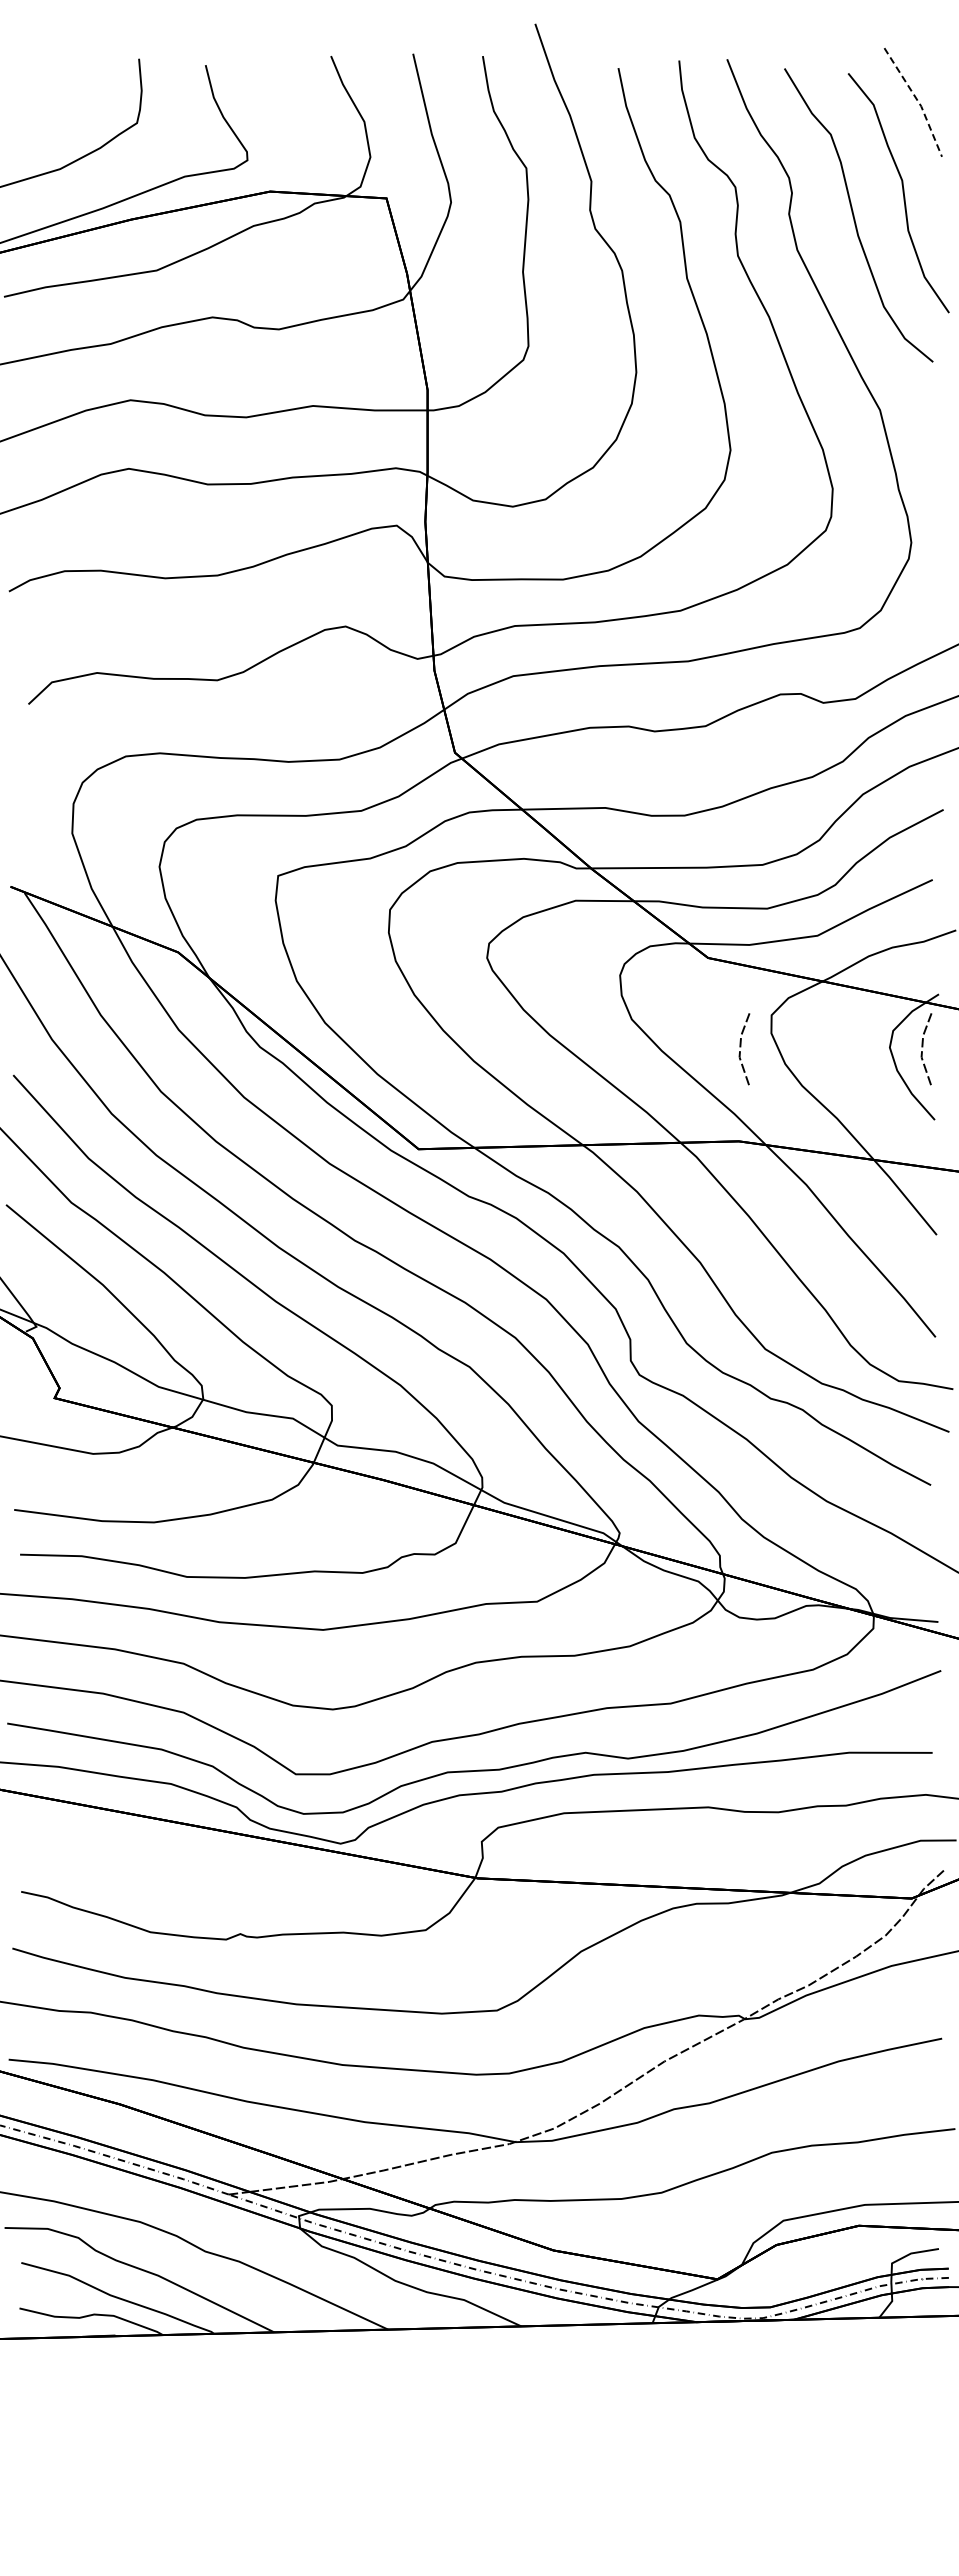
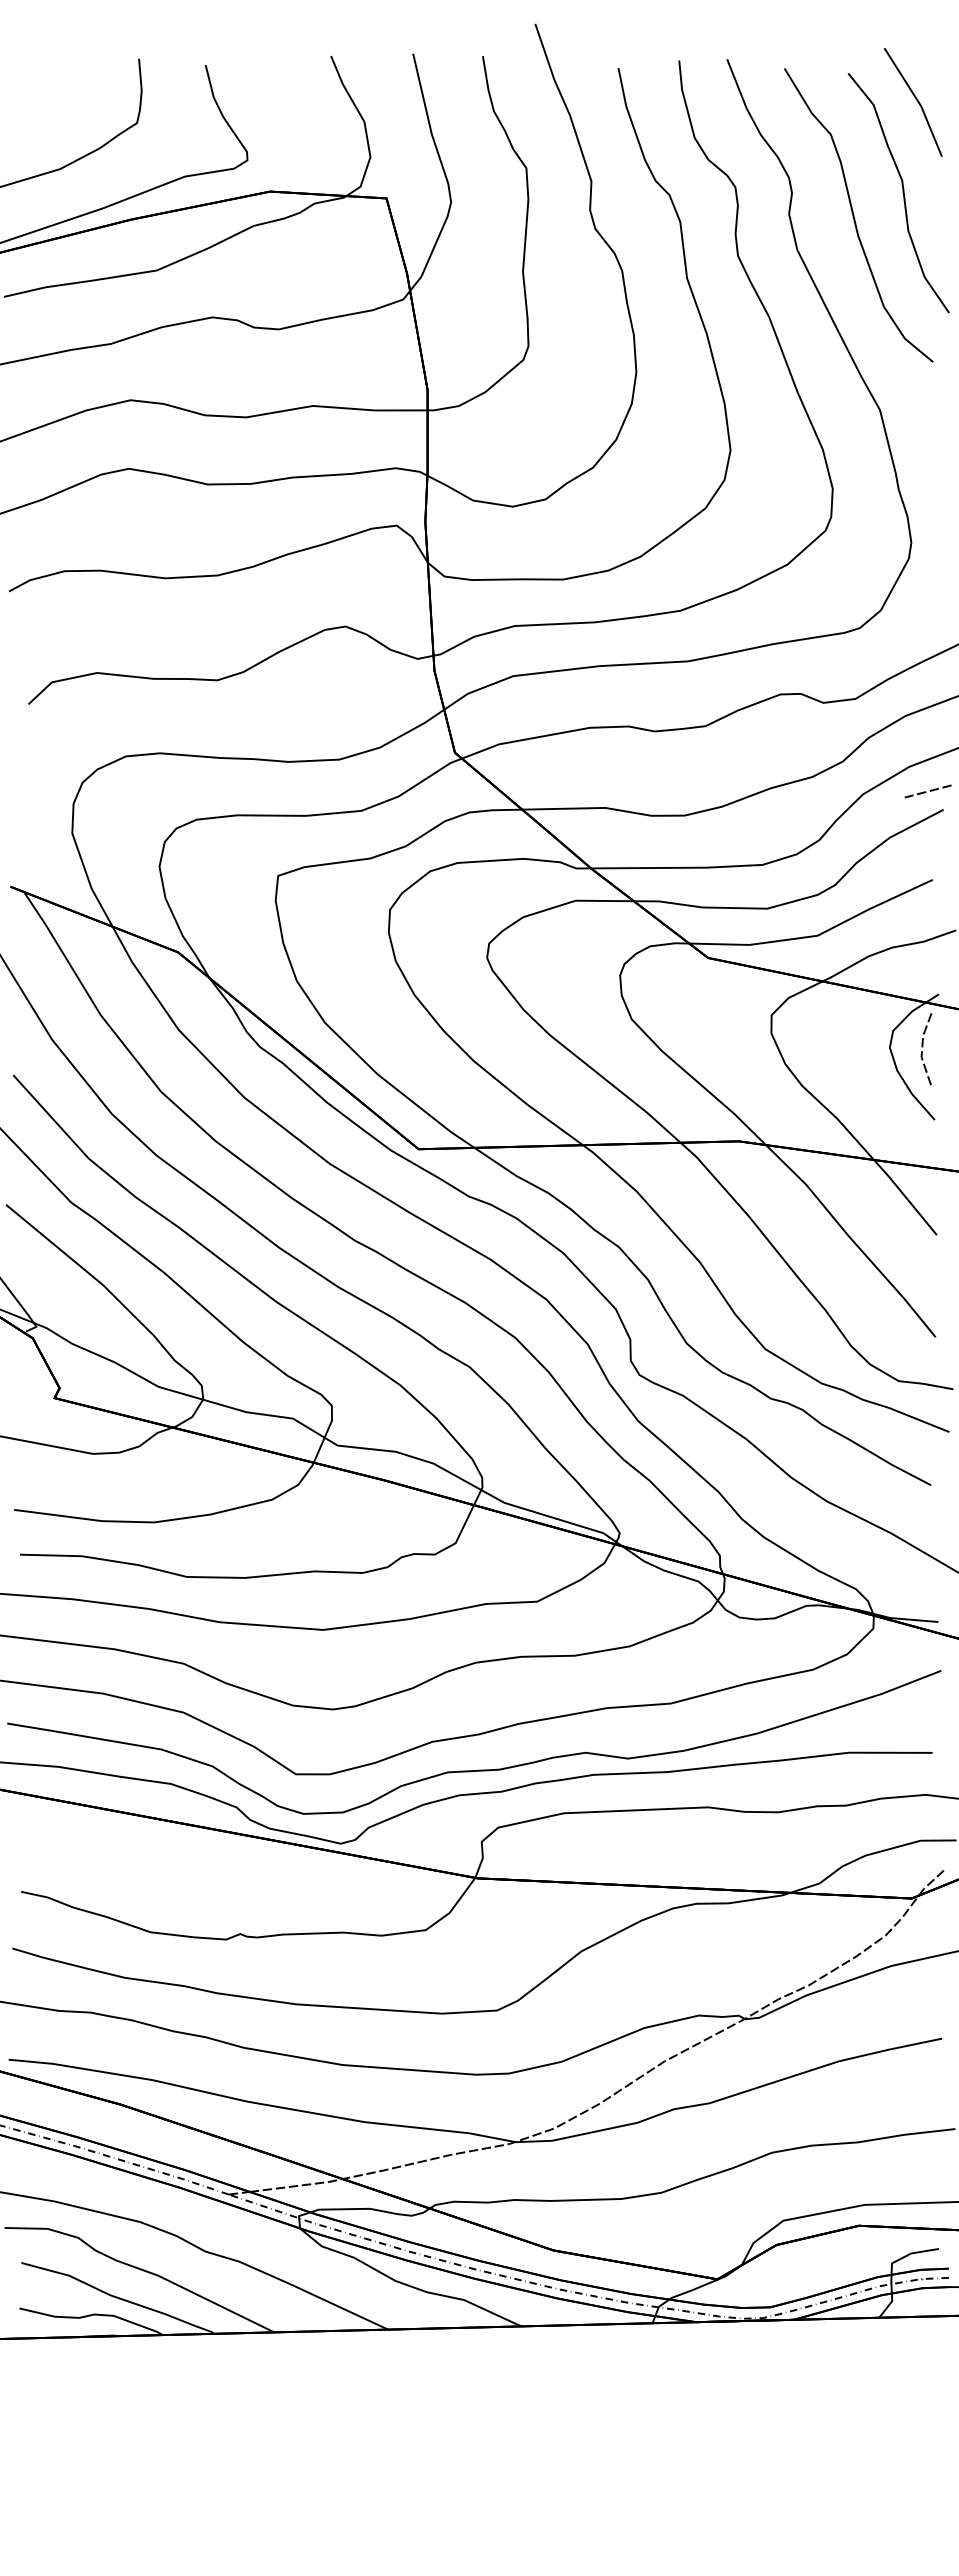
line: dashed -> solid (918, 101)
line: none -> present (926, 792)
line: present -> none (741, 1047)
